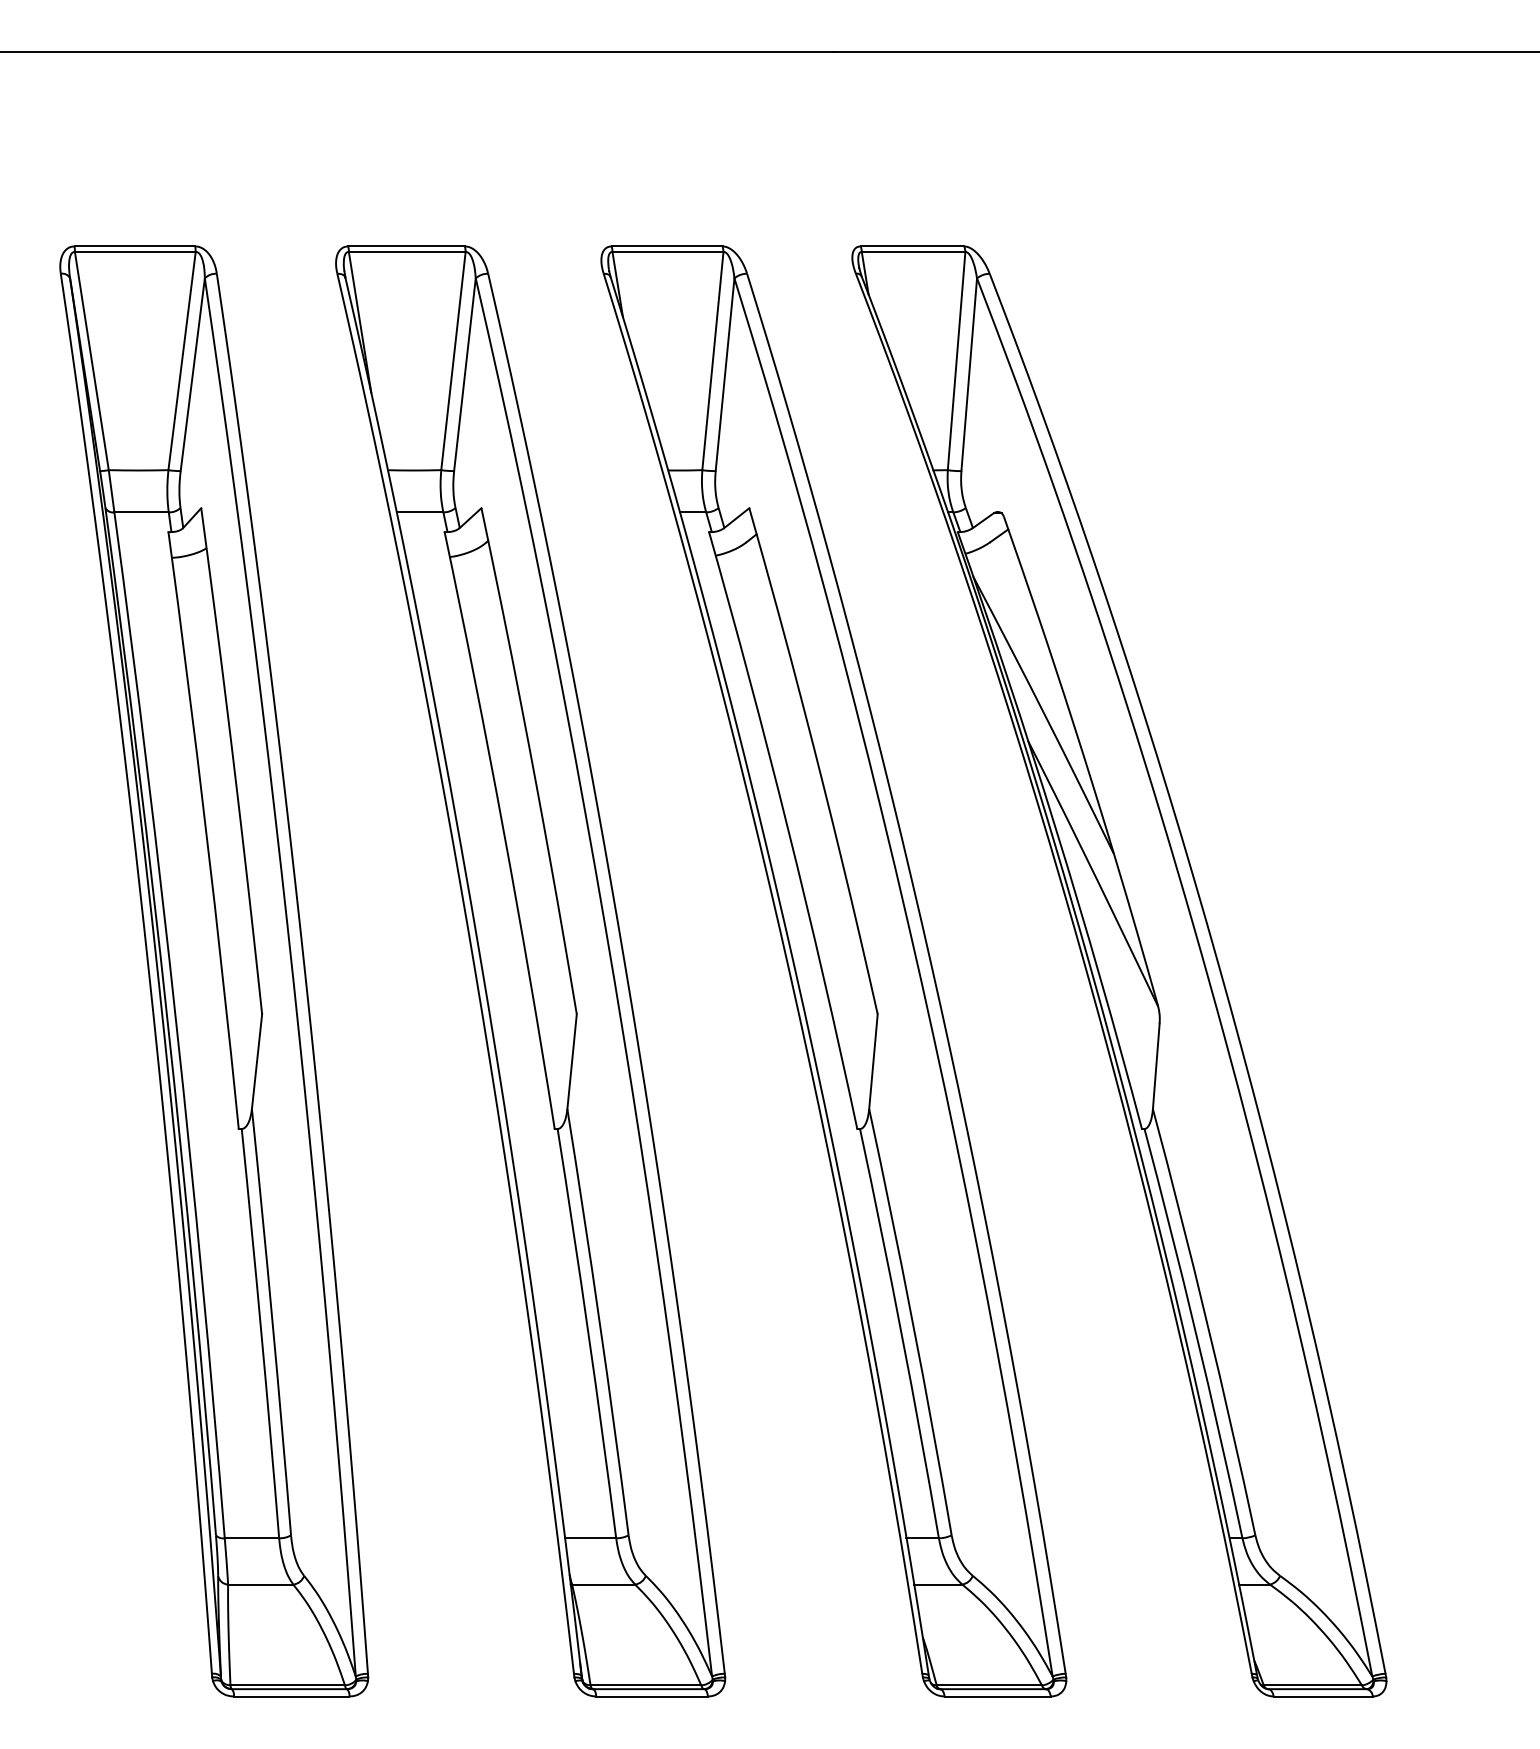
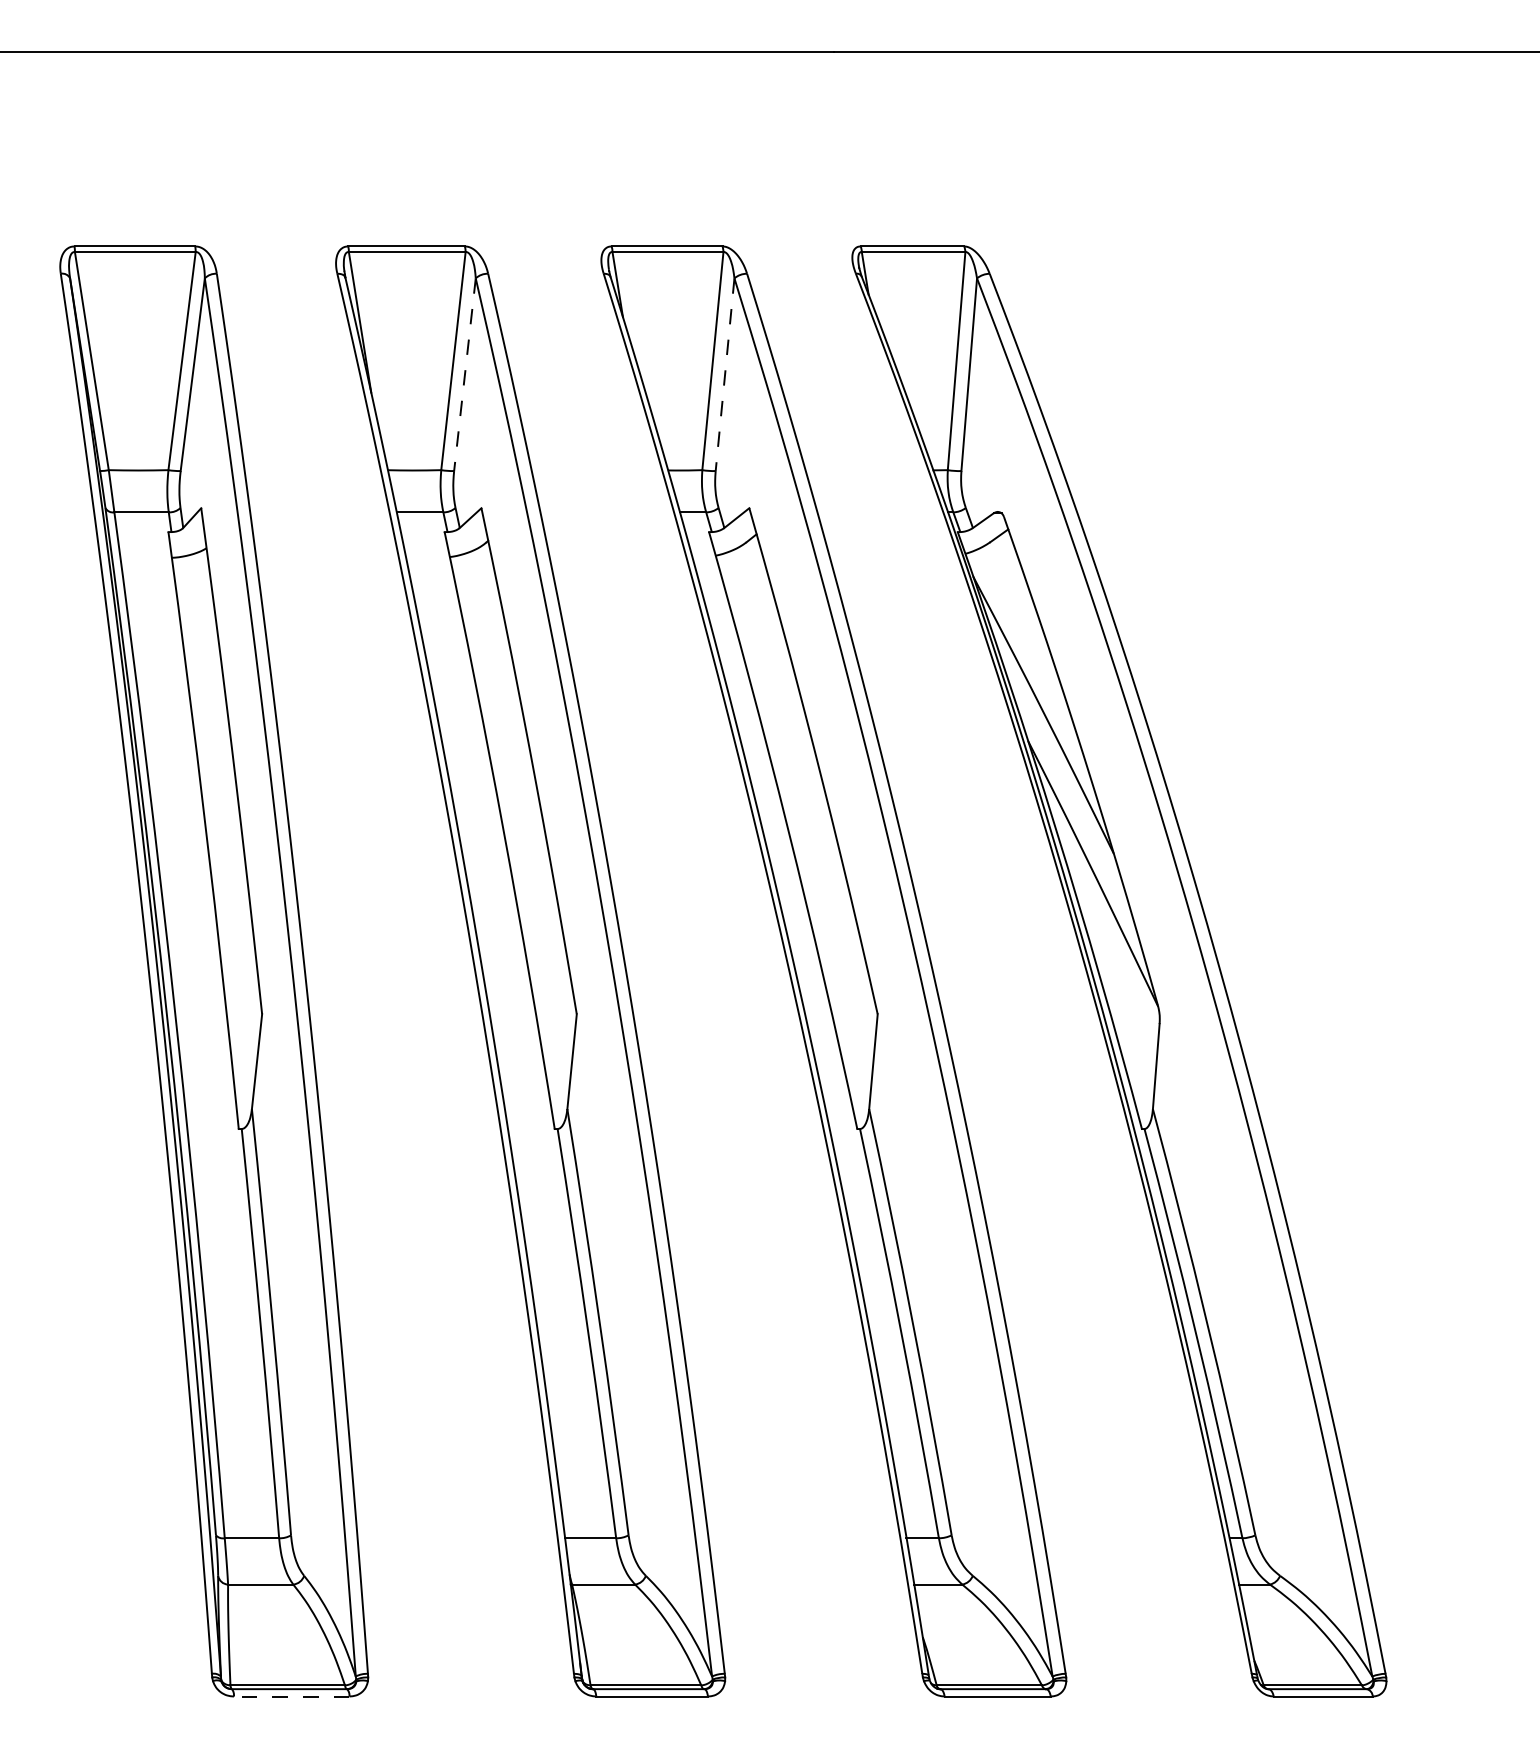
line: solid -> dashed (464, 374)
line: solid -> dashed (725, 374)
line: solid -> dashed (291, 1696)
